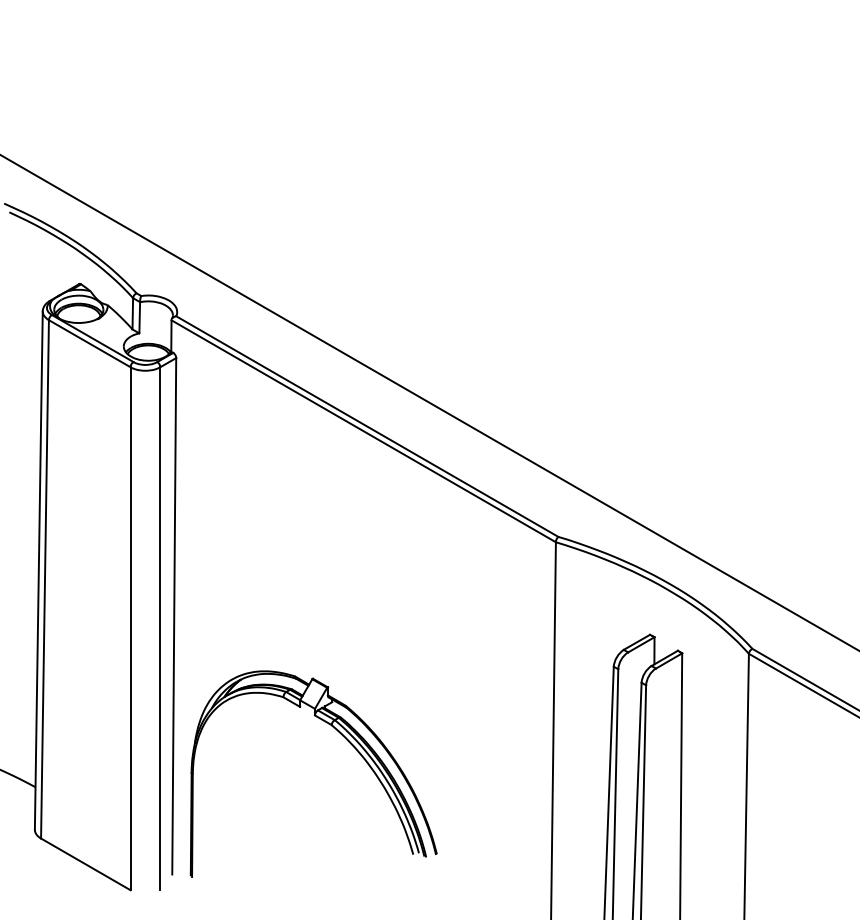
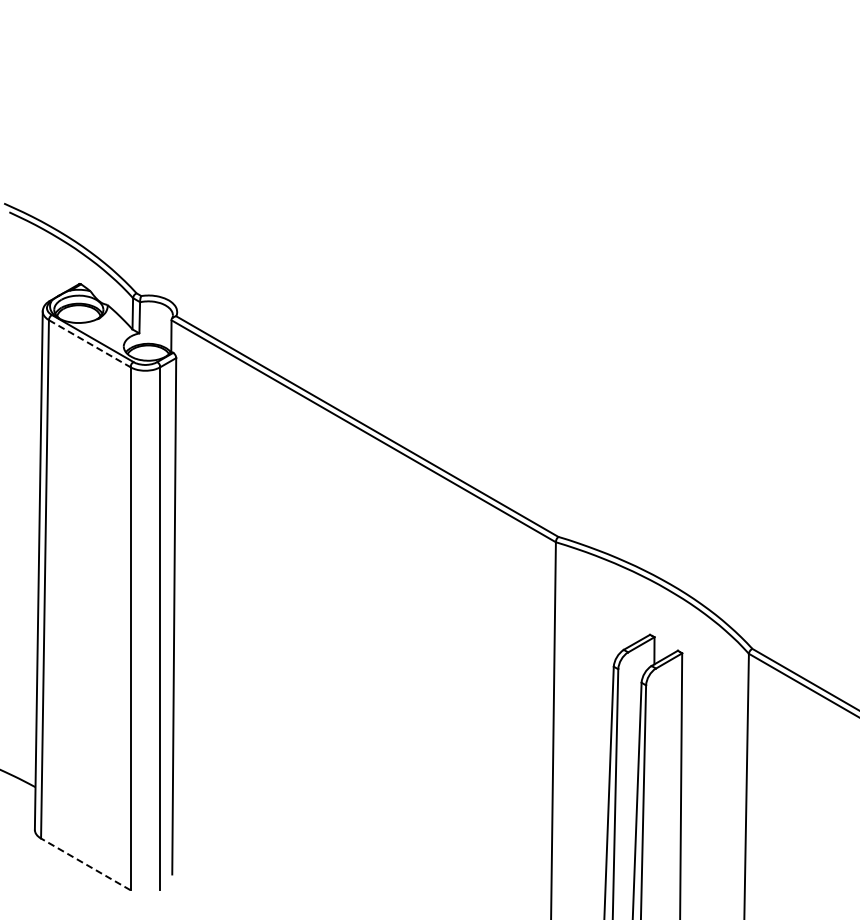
line: solid -> dashed (90, 343)
line: present -> none (429, 402)
part: present -> none (346, 740)
line: solid -> dashed (85, 864)
